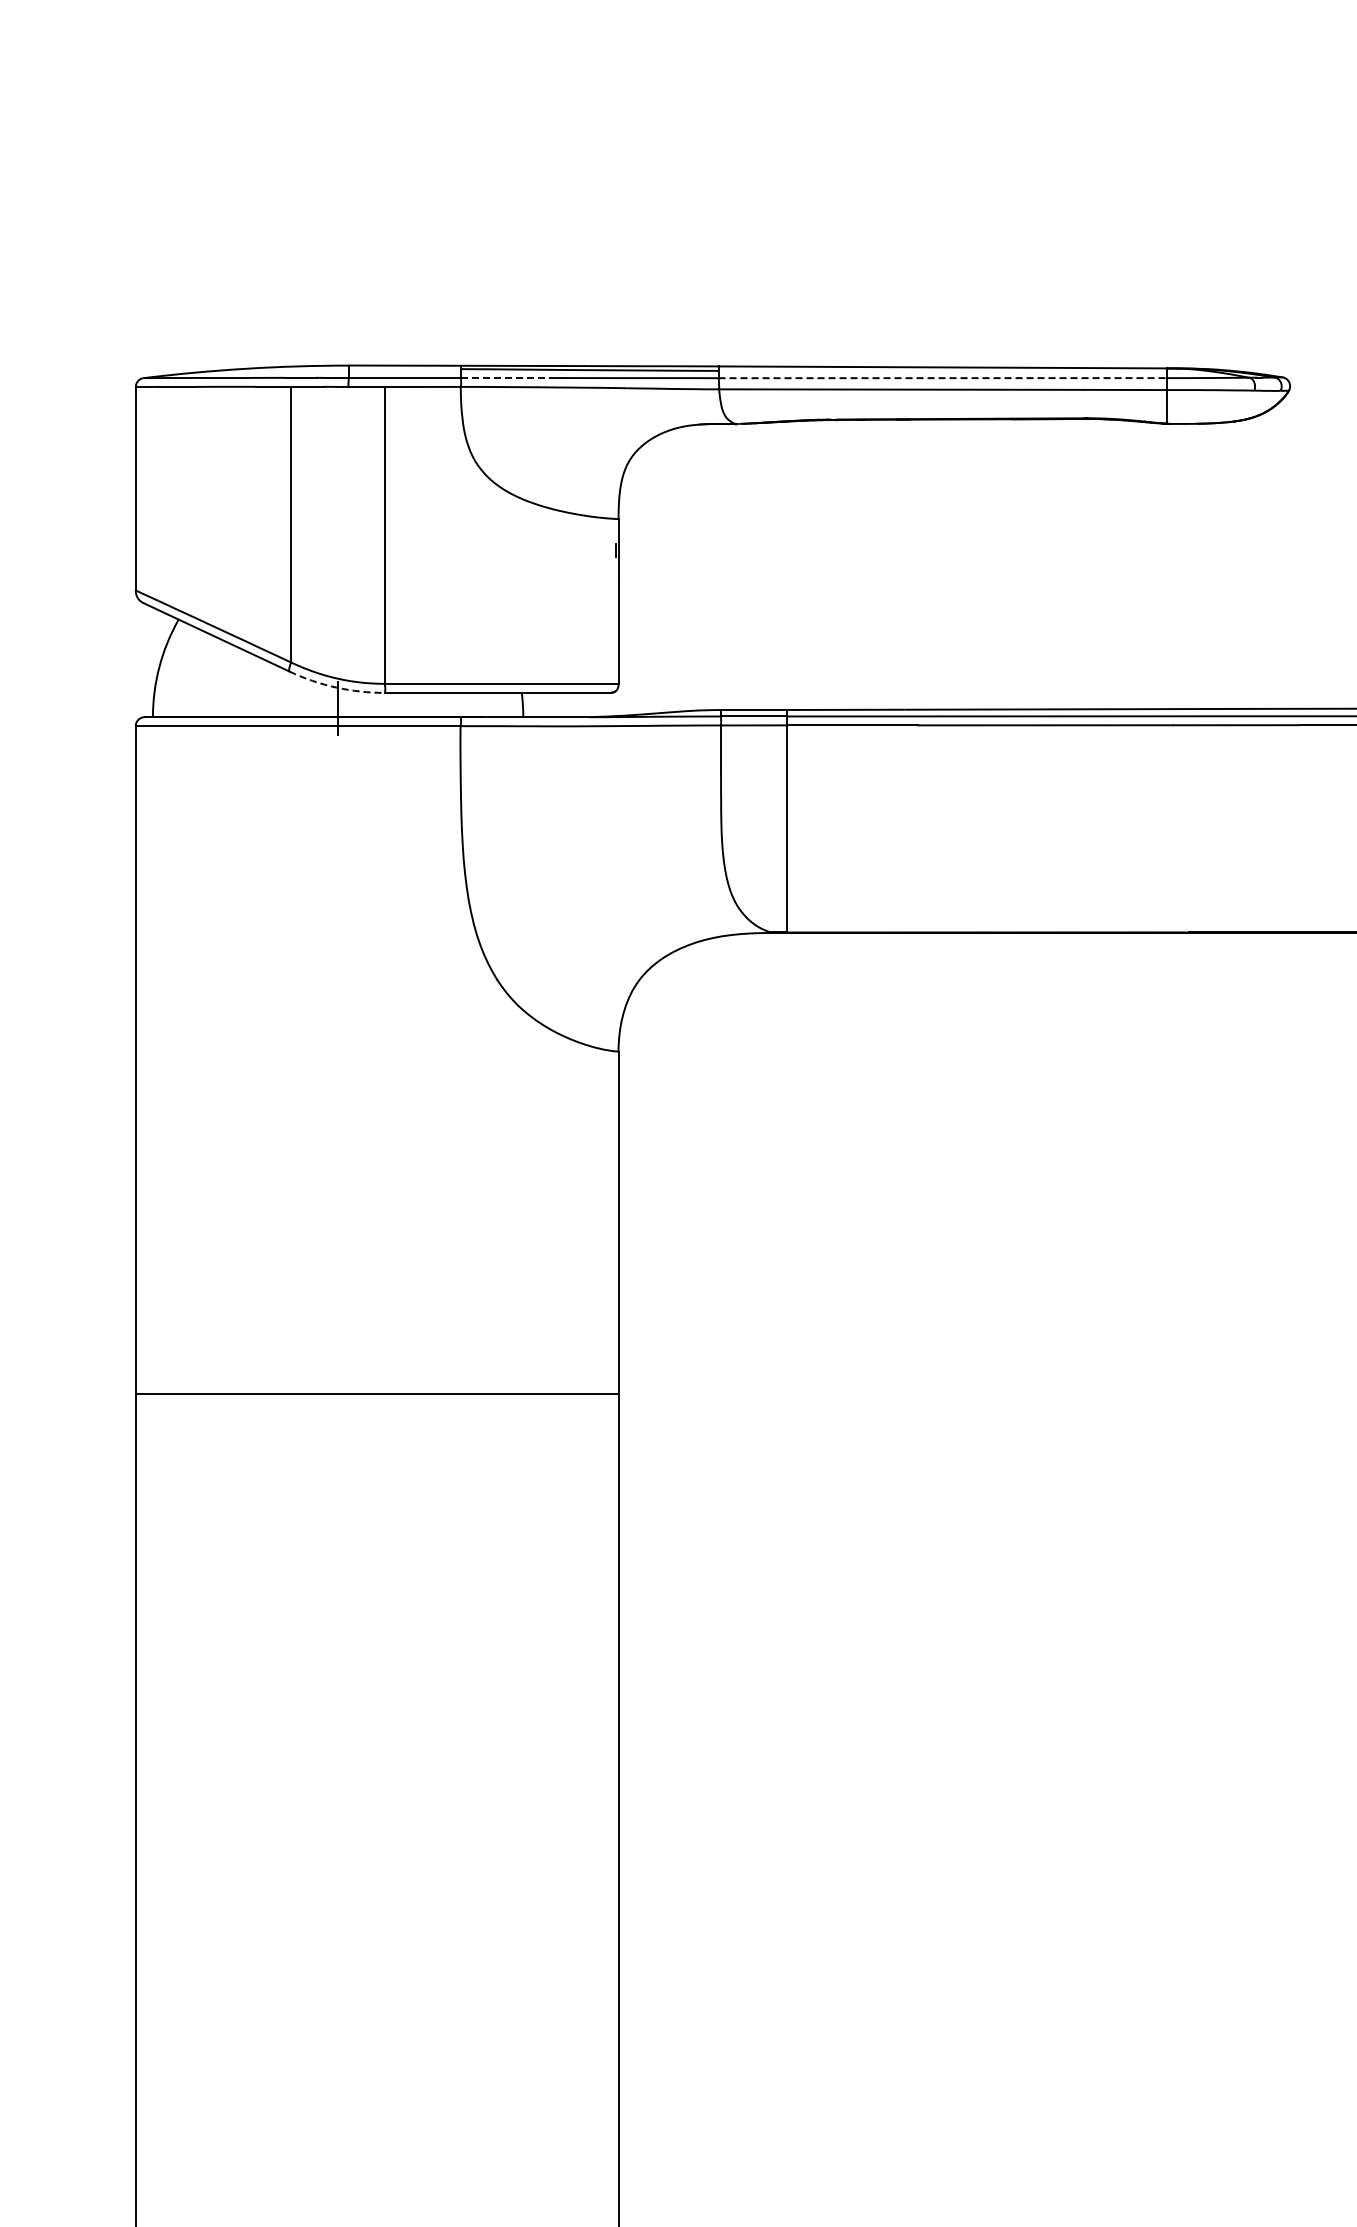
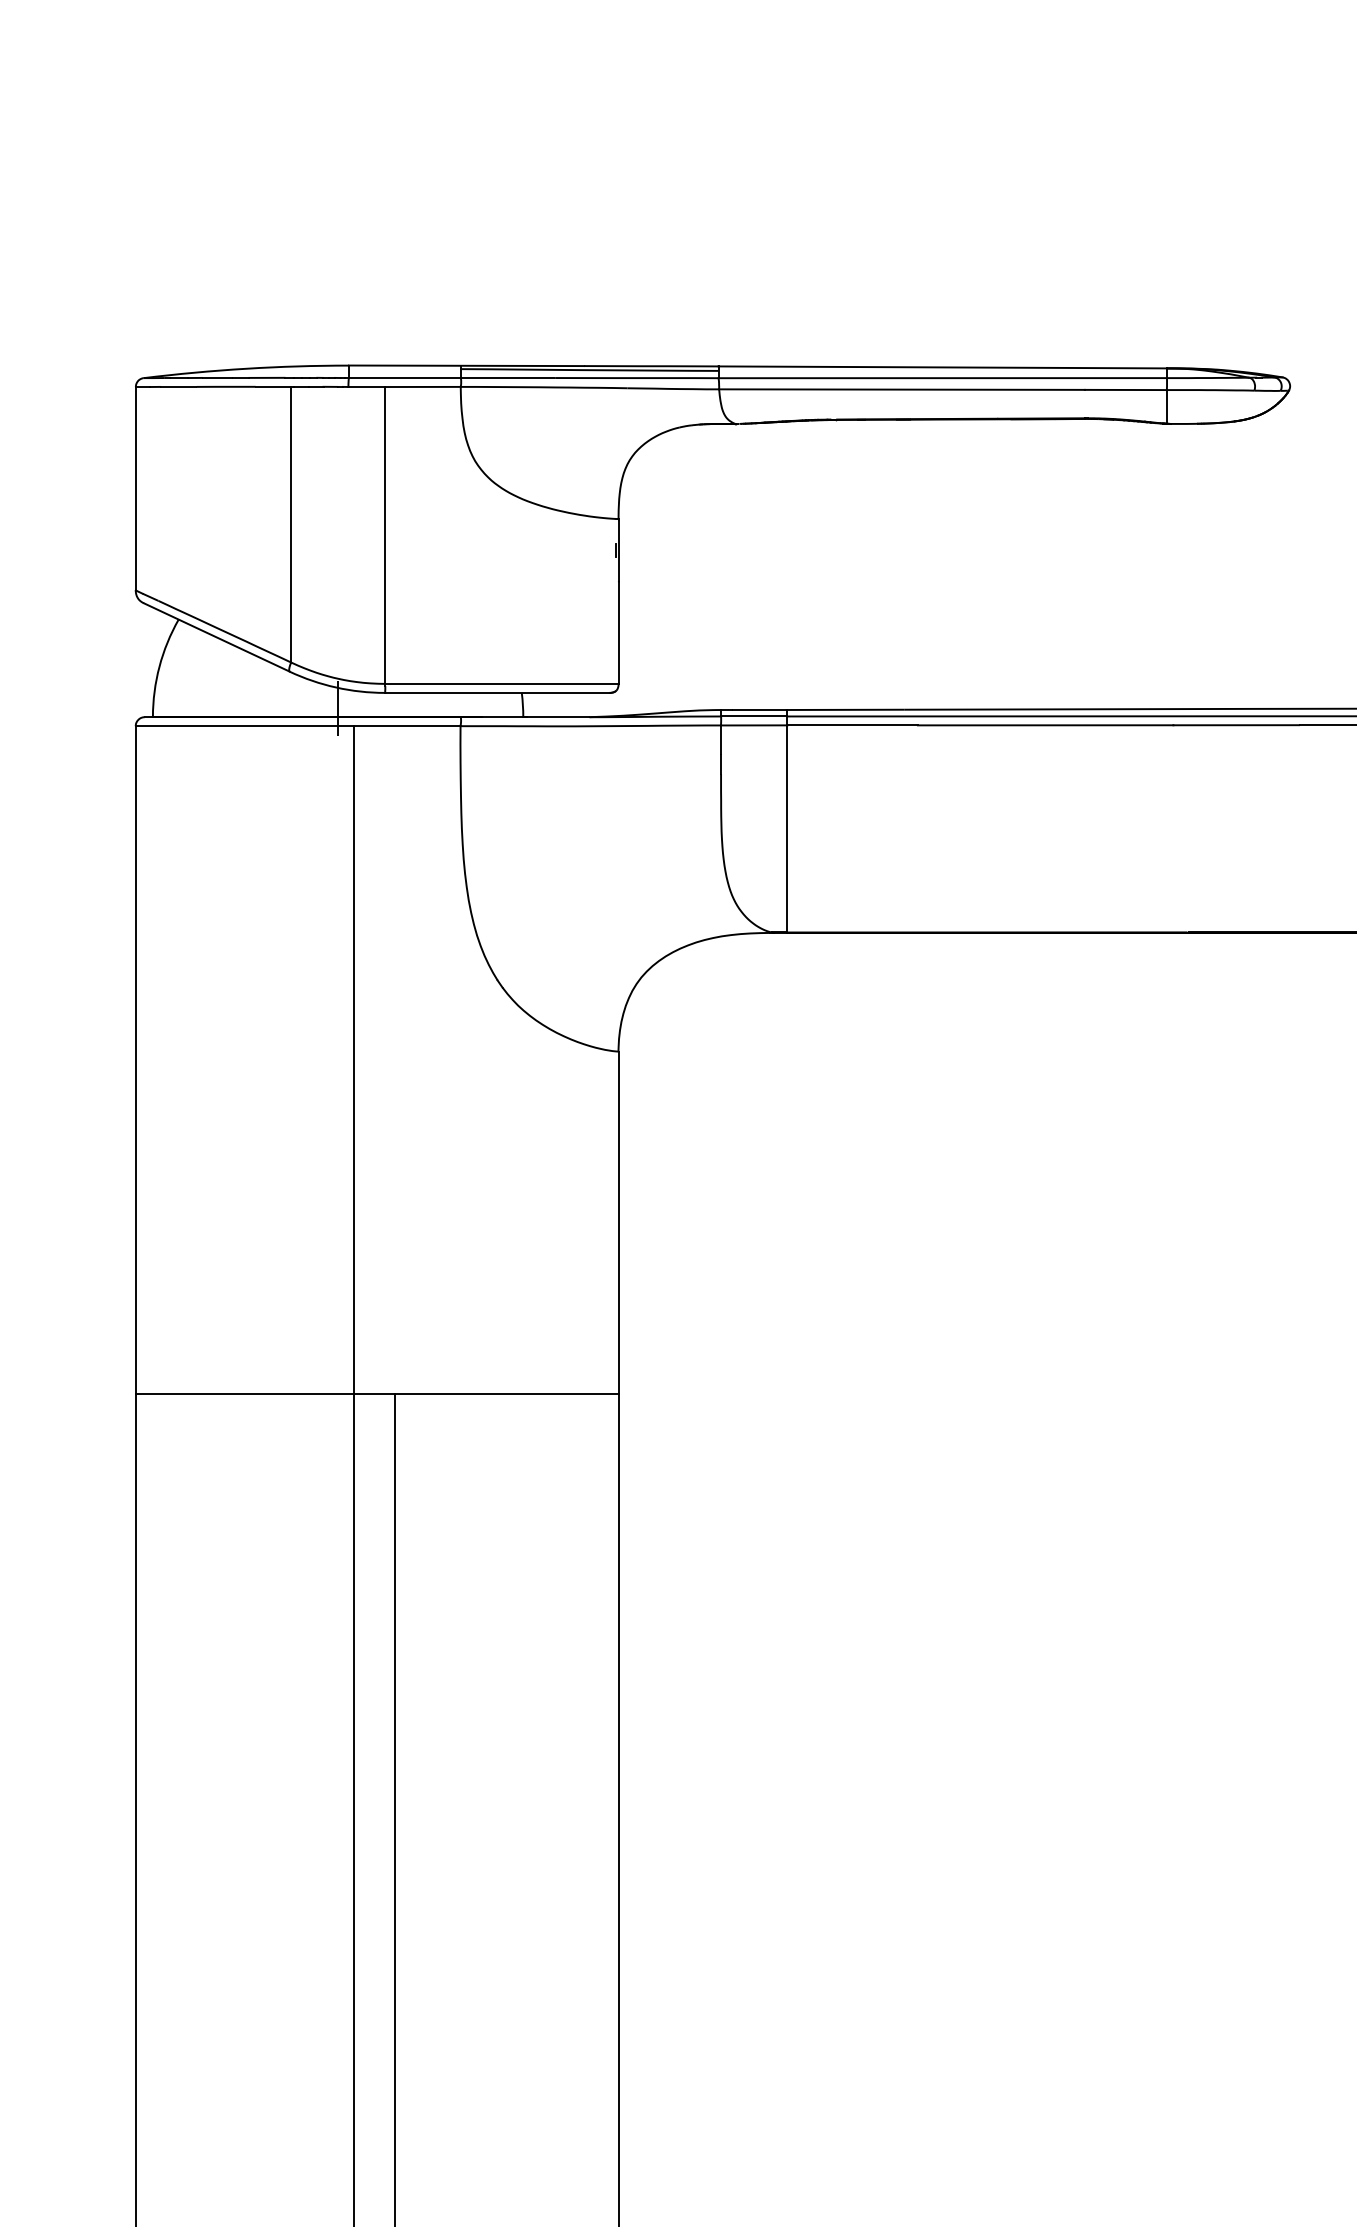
line: dashed -> solid (507, 378)
line: dashed -> solid (943, 378)
arc: dashed -> solid (336, 687)
line: none -> present (353, 1474)
line: none -> present (394, 1808)
